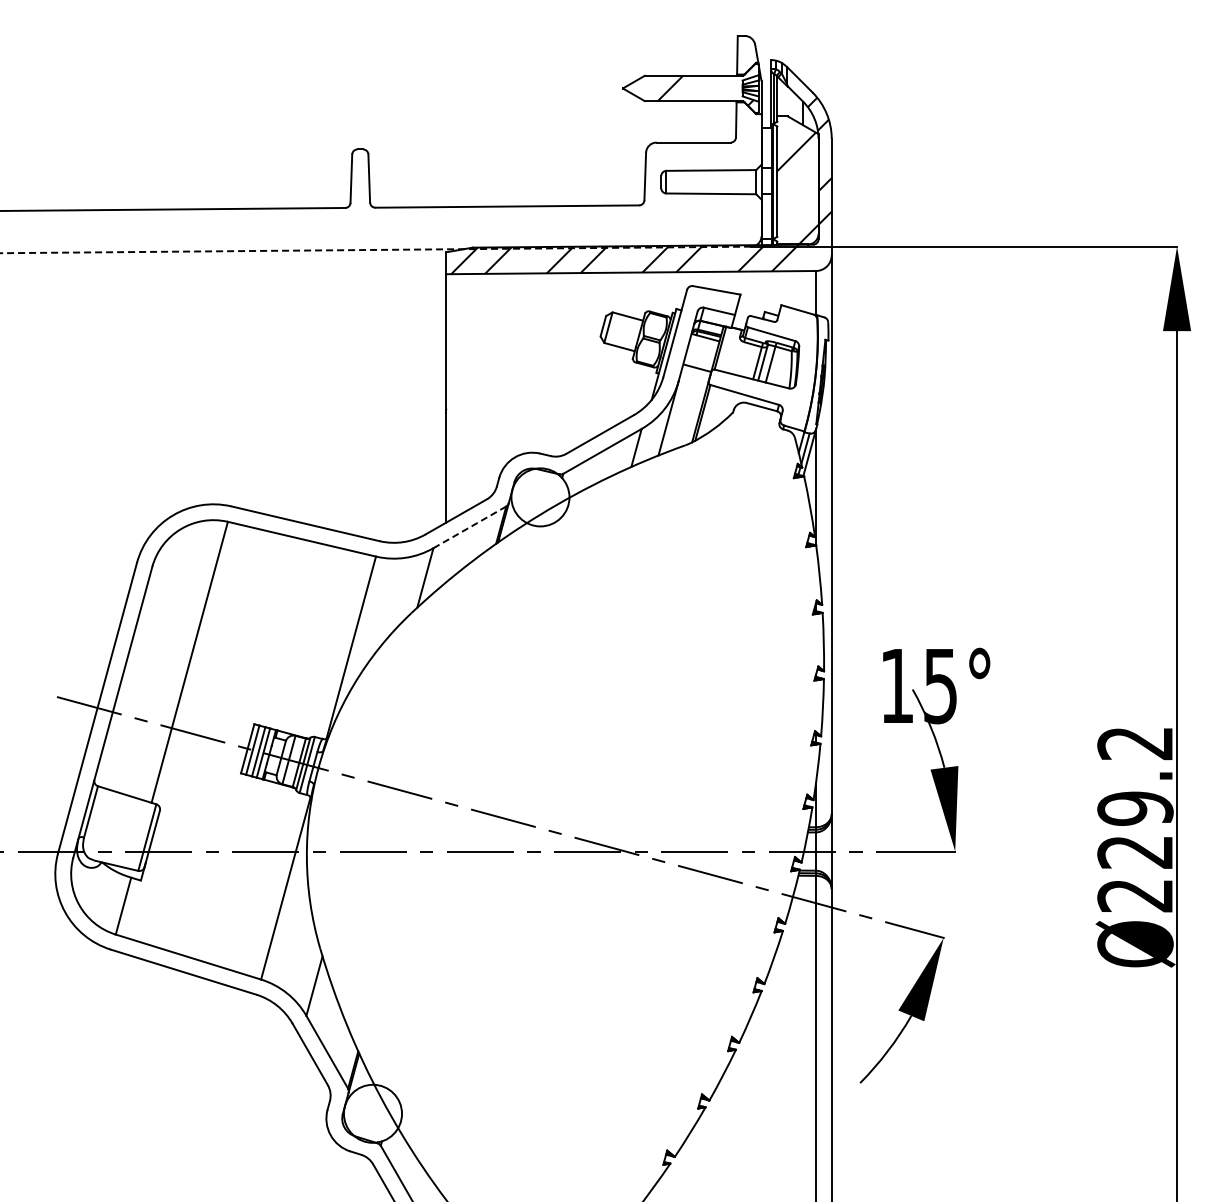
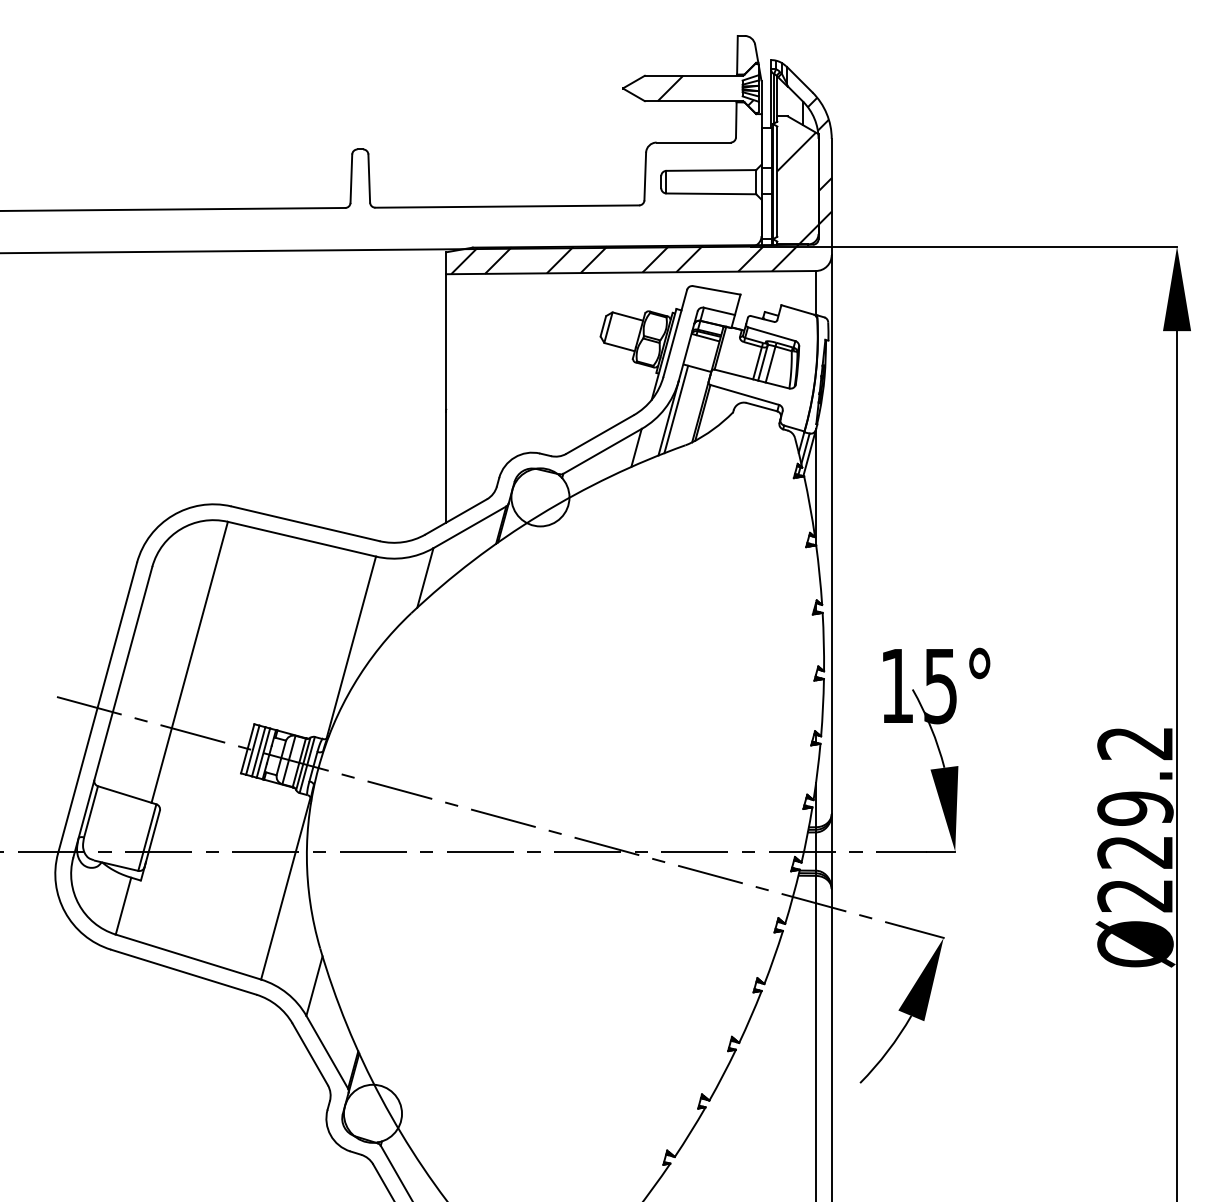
line: dashed -> solid (375, 249)
line: none -> present (676, 409)
line: dashed -> solid (469, 527)
